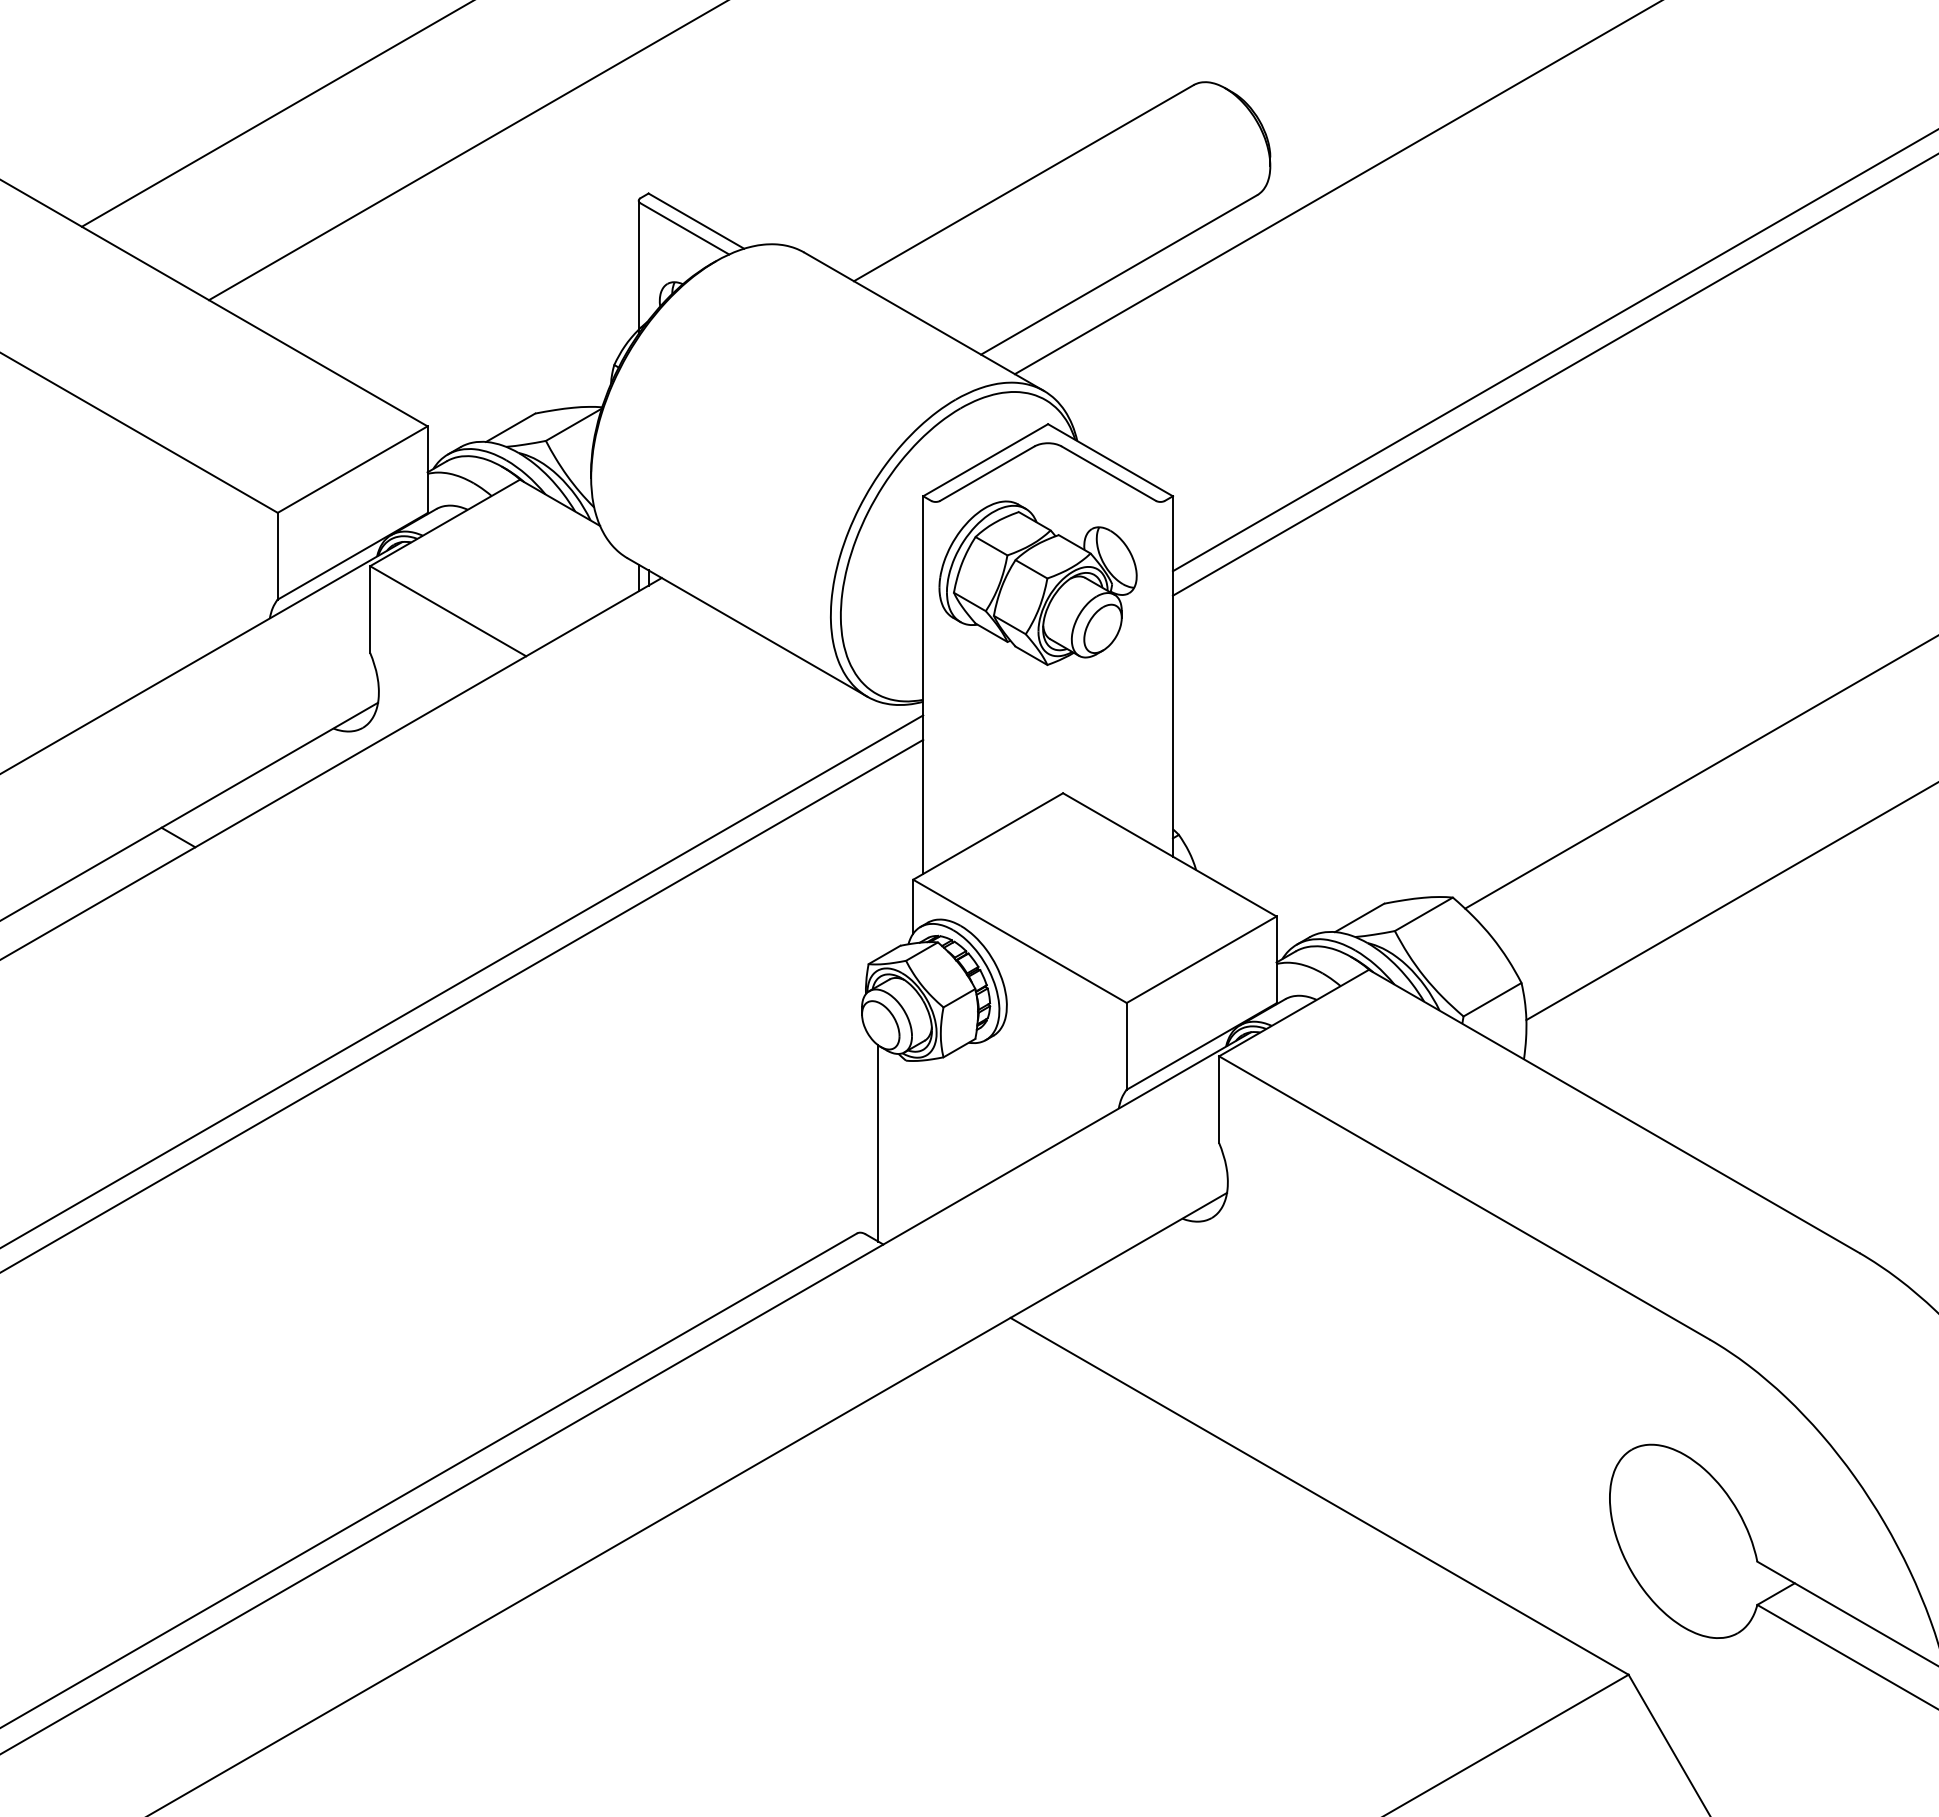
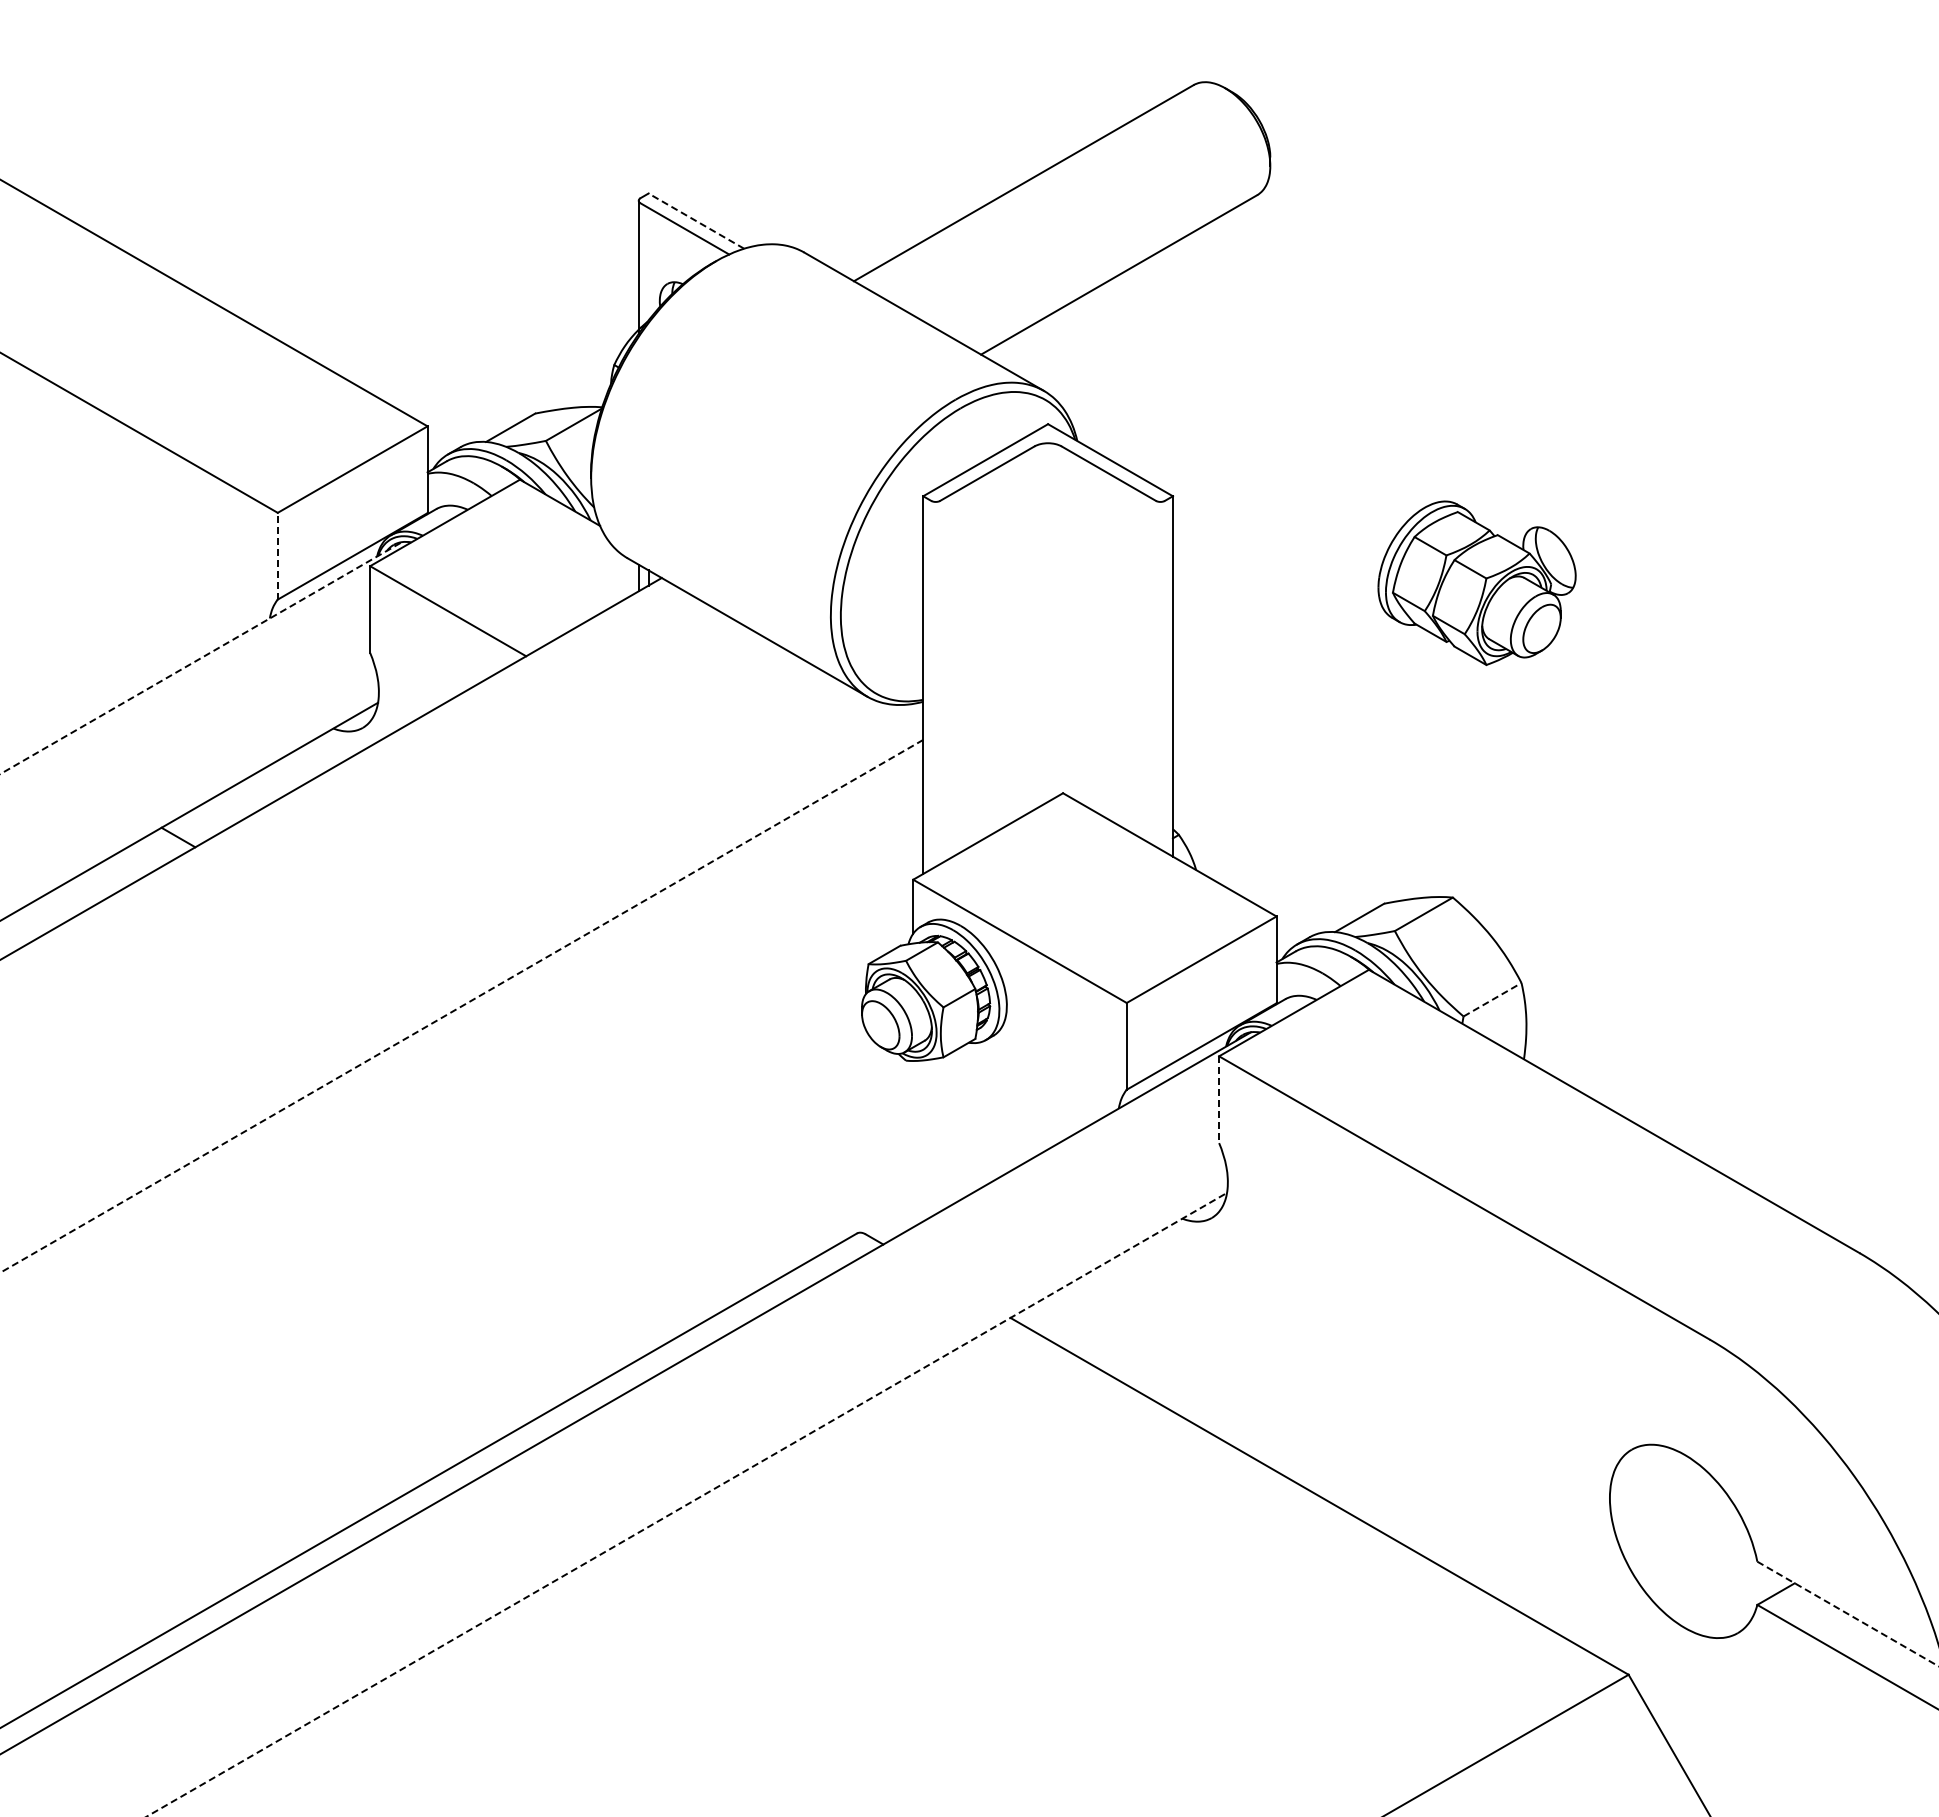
line: present -> none (275, 114)
line: present -> none (467, 151)
line: present -> none (1336, 188)
line: solid -> dashed (695, 220)
line: present -> none (1553, 351)
line: present -> none (1553, 375)
line: solid -> dashed (277, 555)
part position: (1037, 582) -> (1476, 582) (1476, 582)
line: solid -> dashed (201, 658)
line: present -> none (1700, 772)
line: present -> none (1730, 901)
line: present -> none (462, 980)
line: solid -> dashed (1492, 999)
line: solid -> dashed (461, 1006)
line: solid -> dashed (1219, 1100)
line: present -> none (878, 1143)
line: solid -> dashed (686, 1504)
line: solid -> dashed (1848, 1614)
